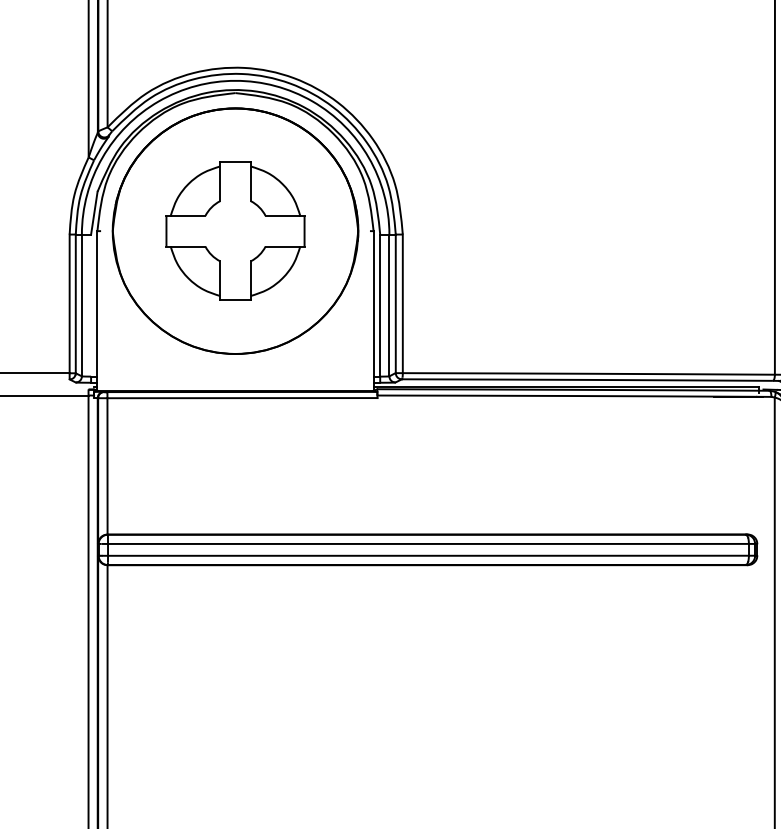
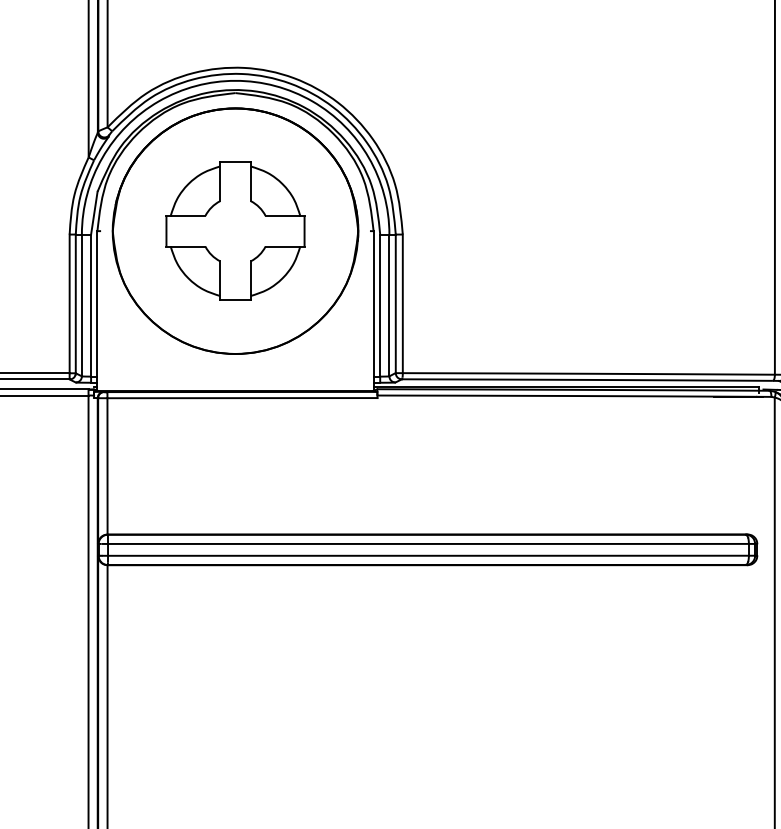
line: none -> present (91, 305)
line: none -> present (35, 379)
line: none -> present (45, 389)
